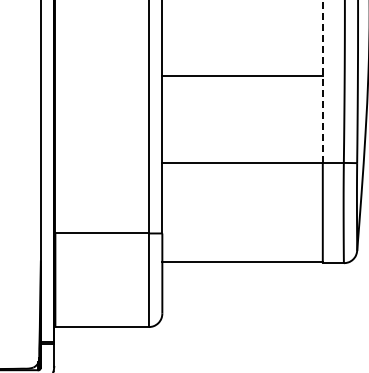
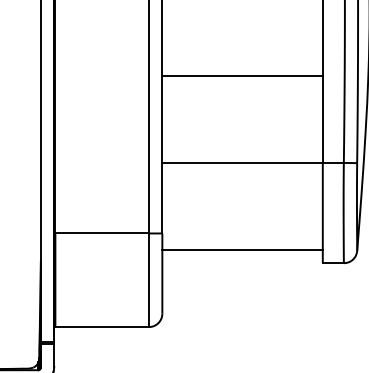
line: dashed -> solid (322, 80)
line position: (242, 261) -> (242, 249) (242, 249)
